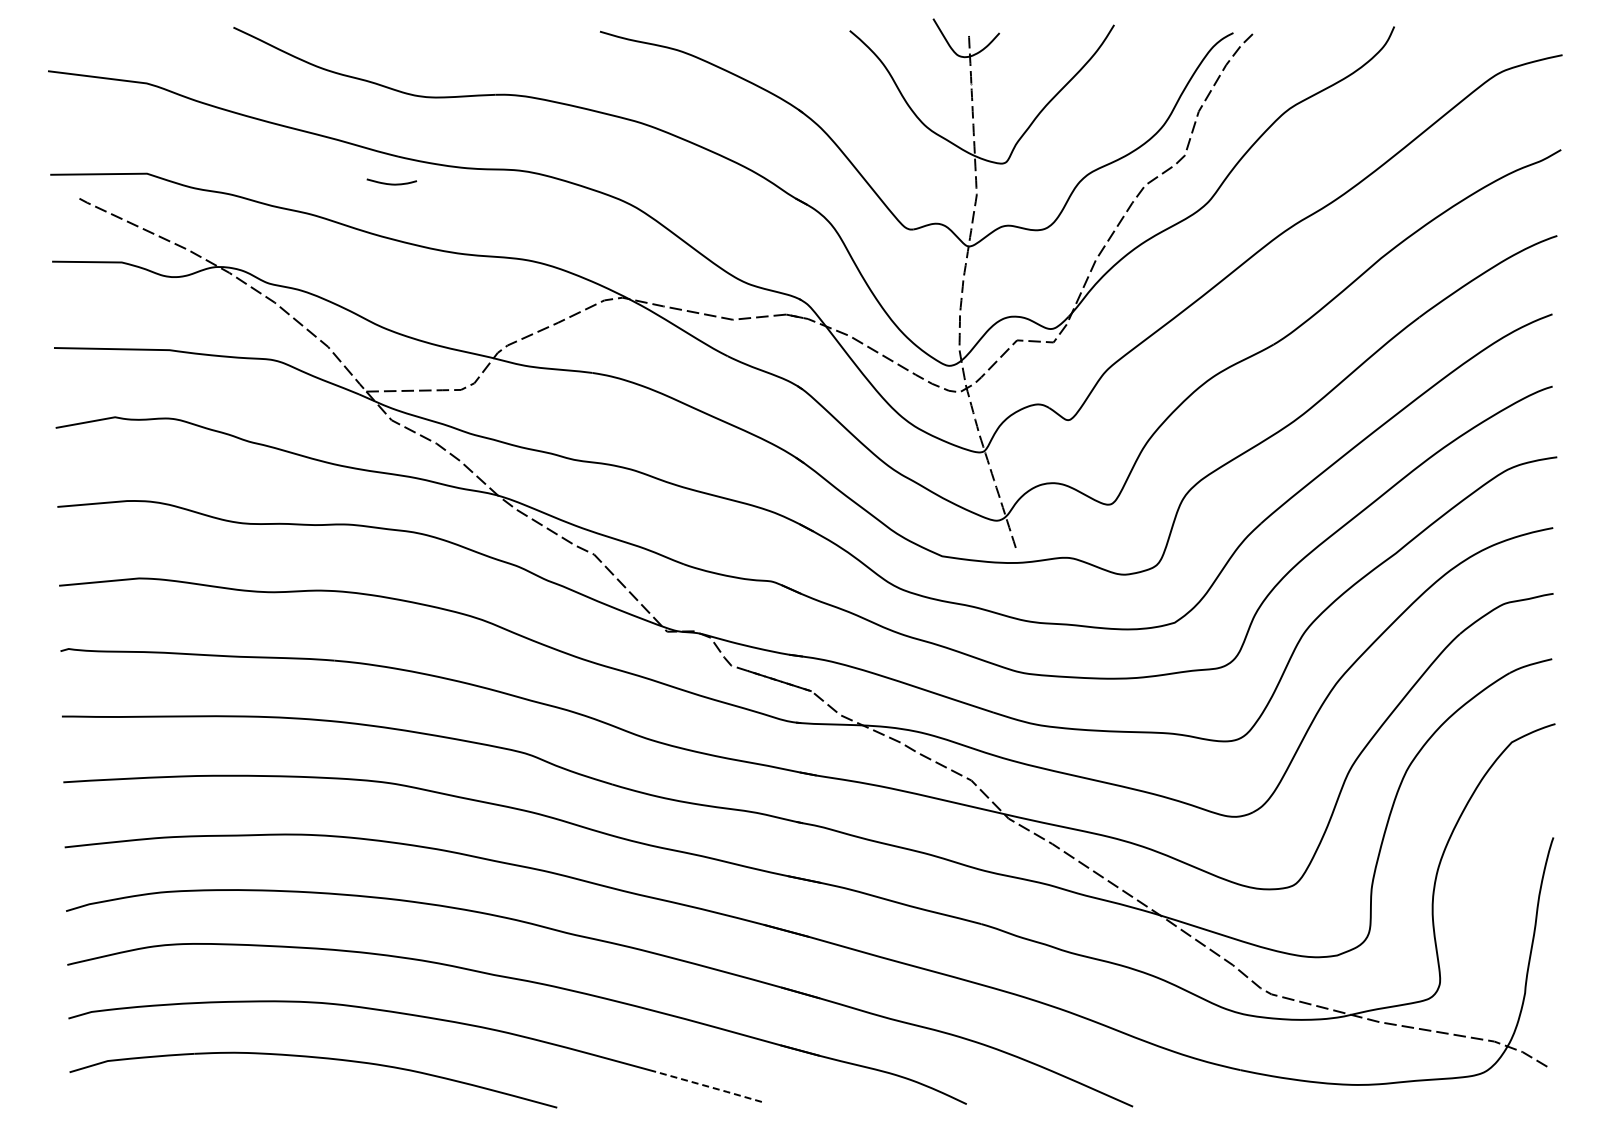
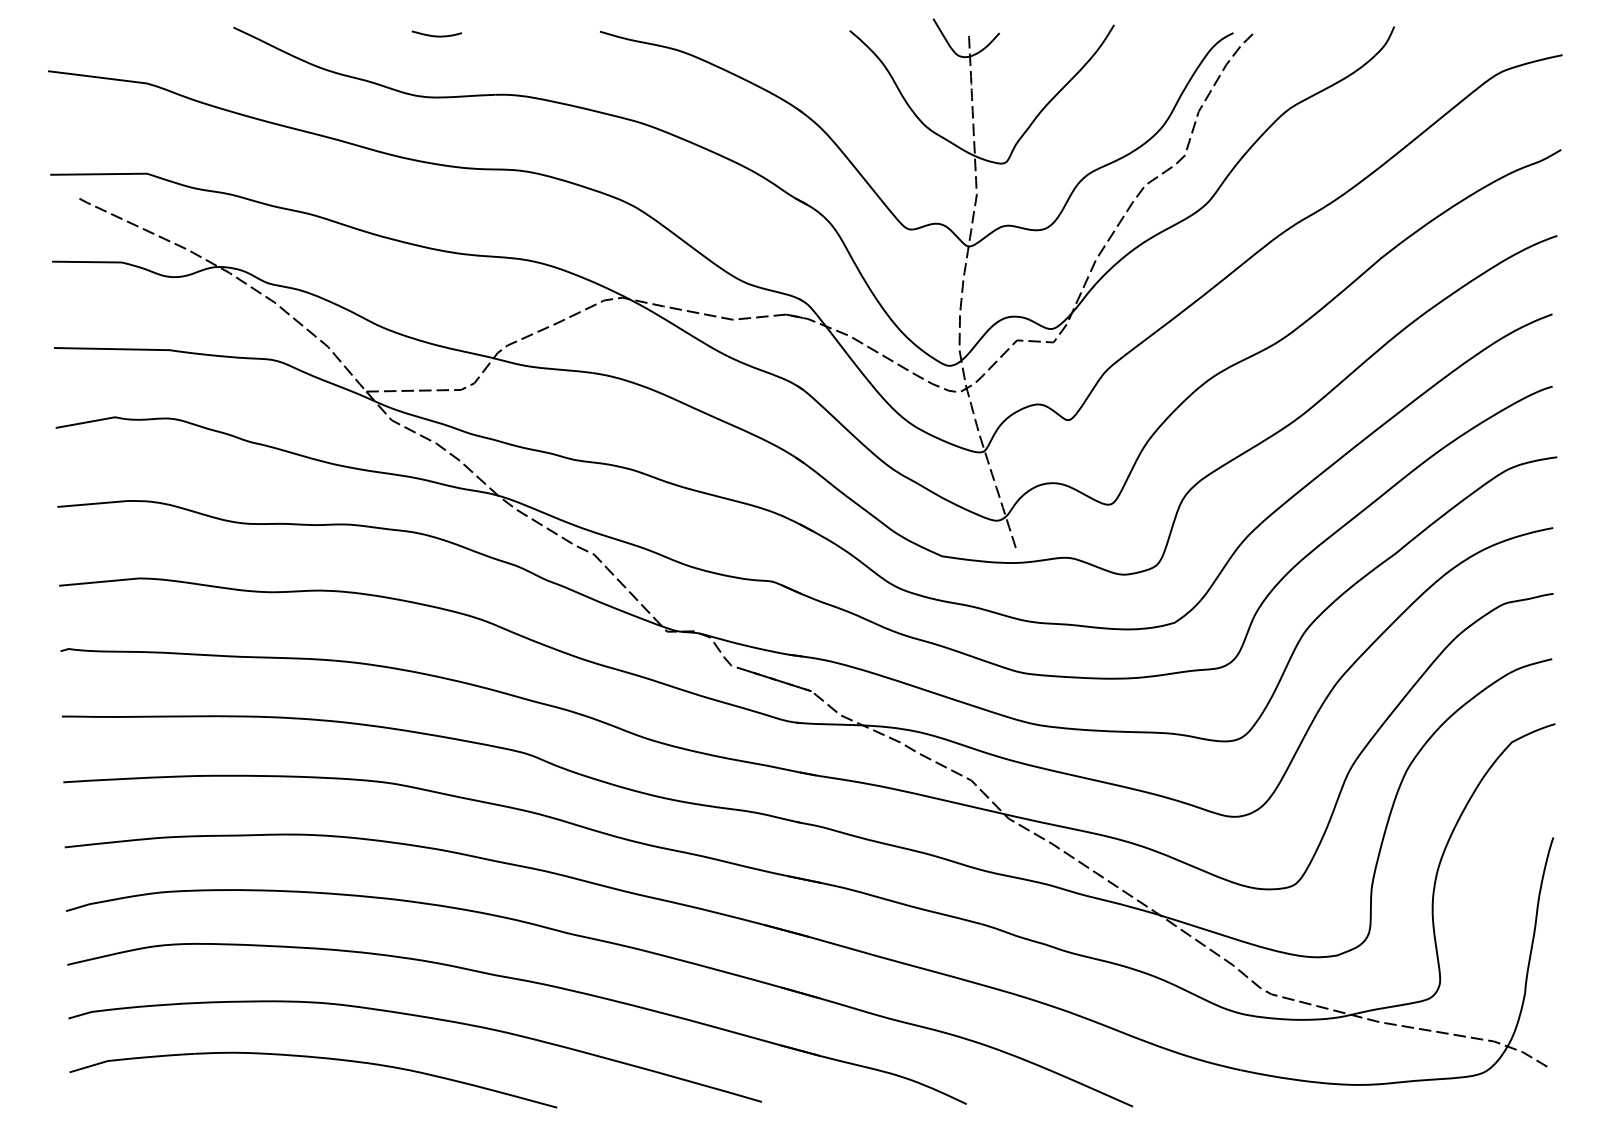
curve position: (391, 183) -> (436, 35) (436, 35)
line: dashed -> solid (709, 1087)
